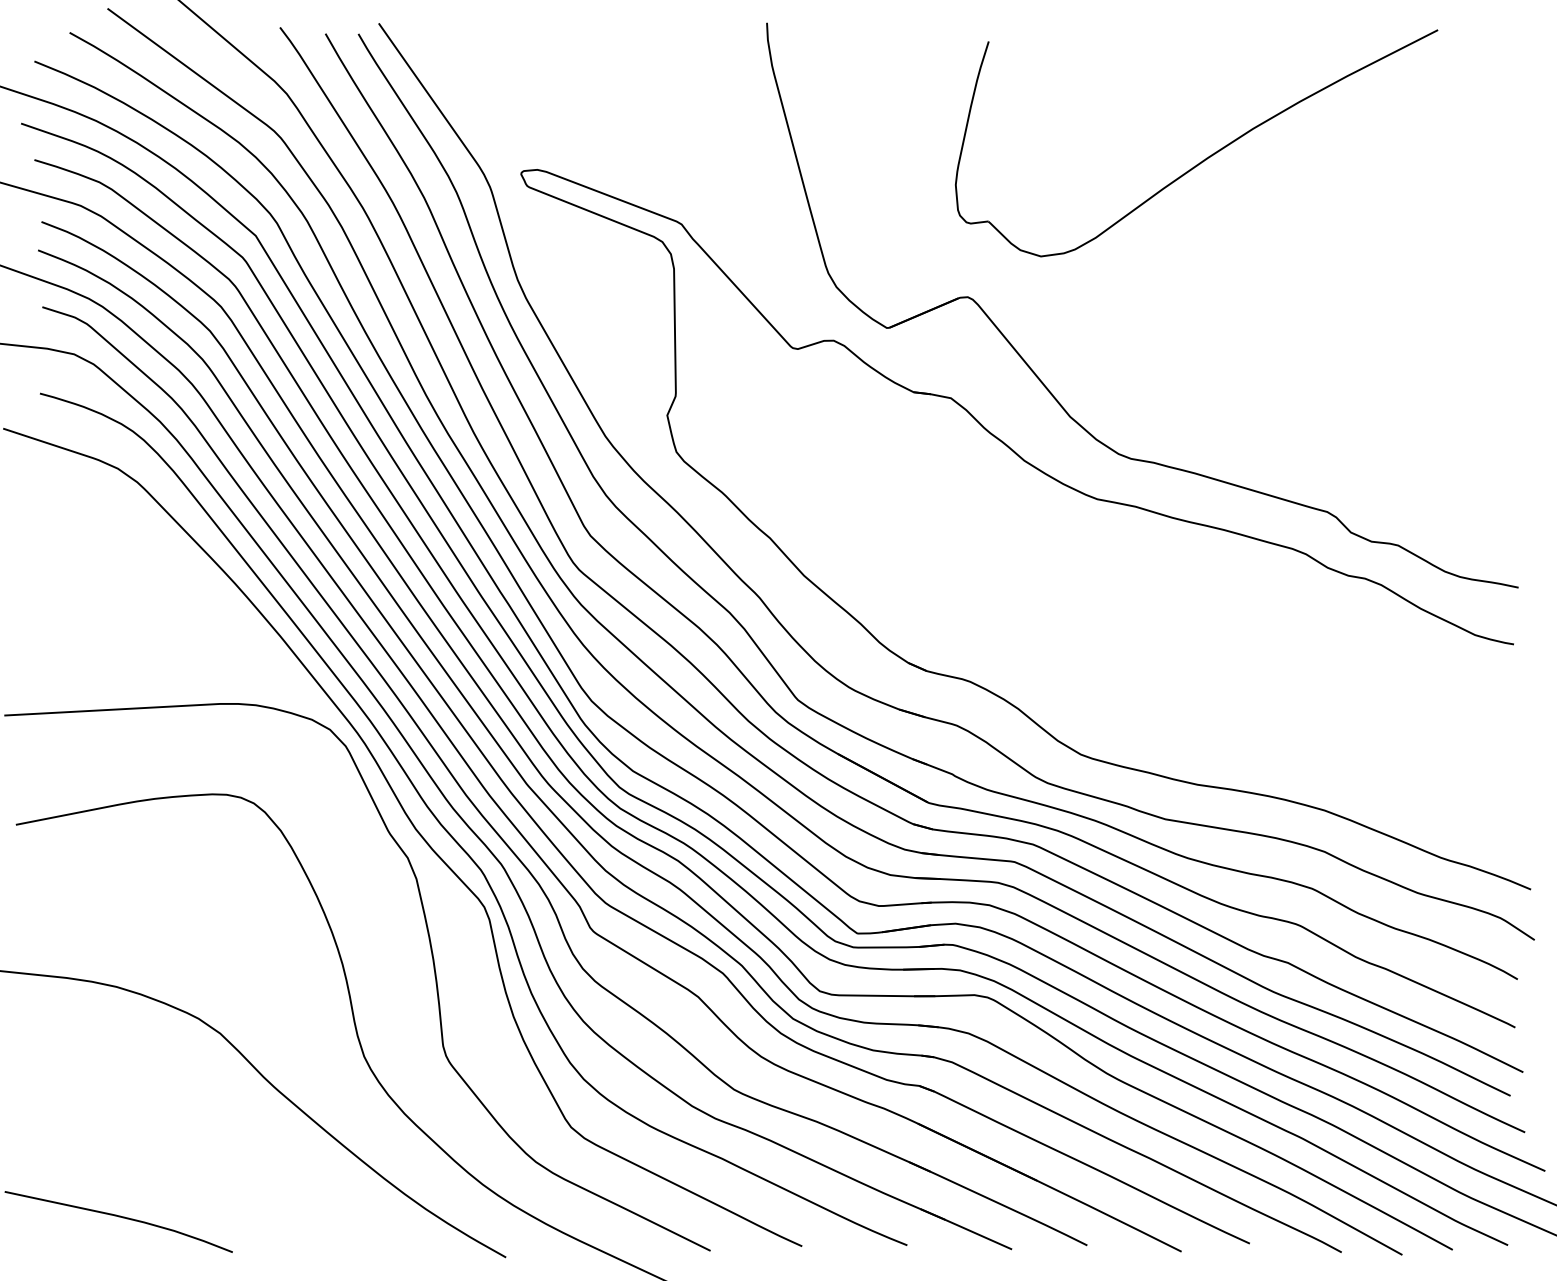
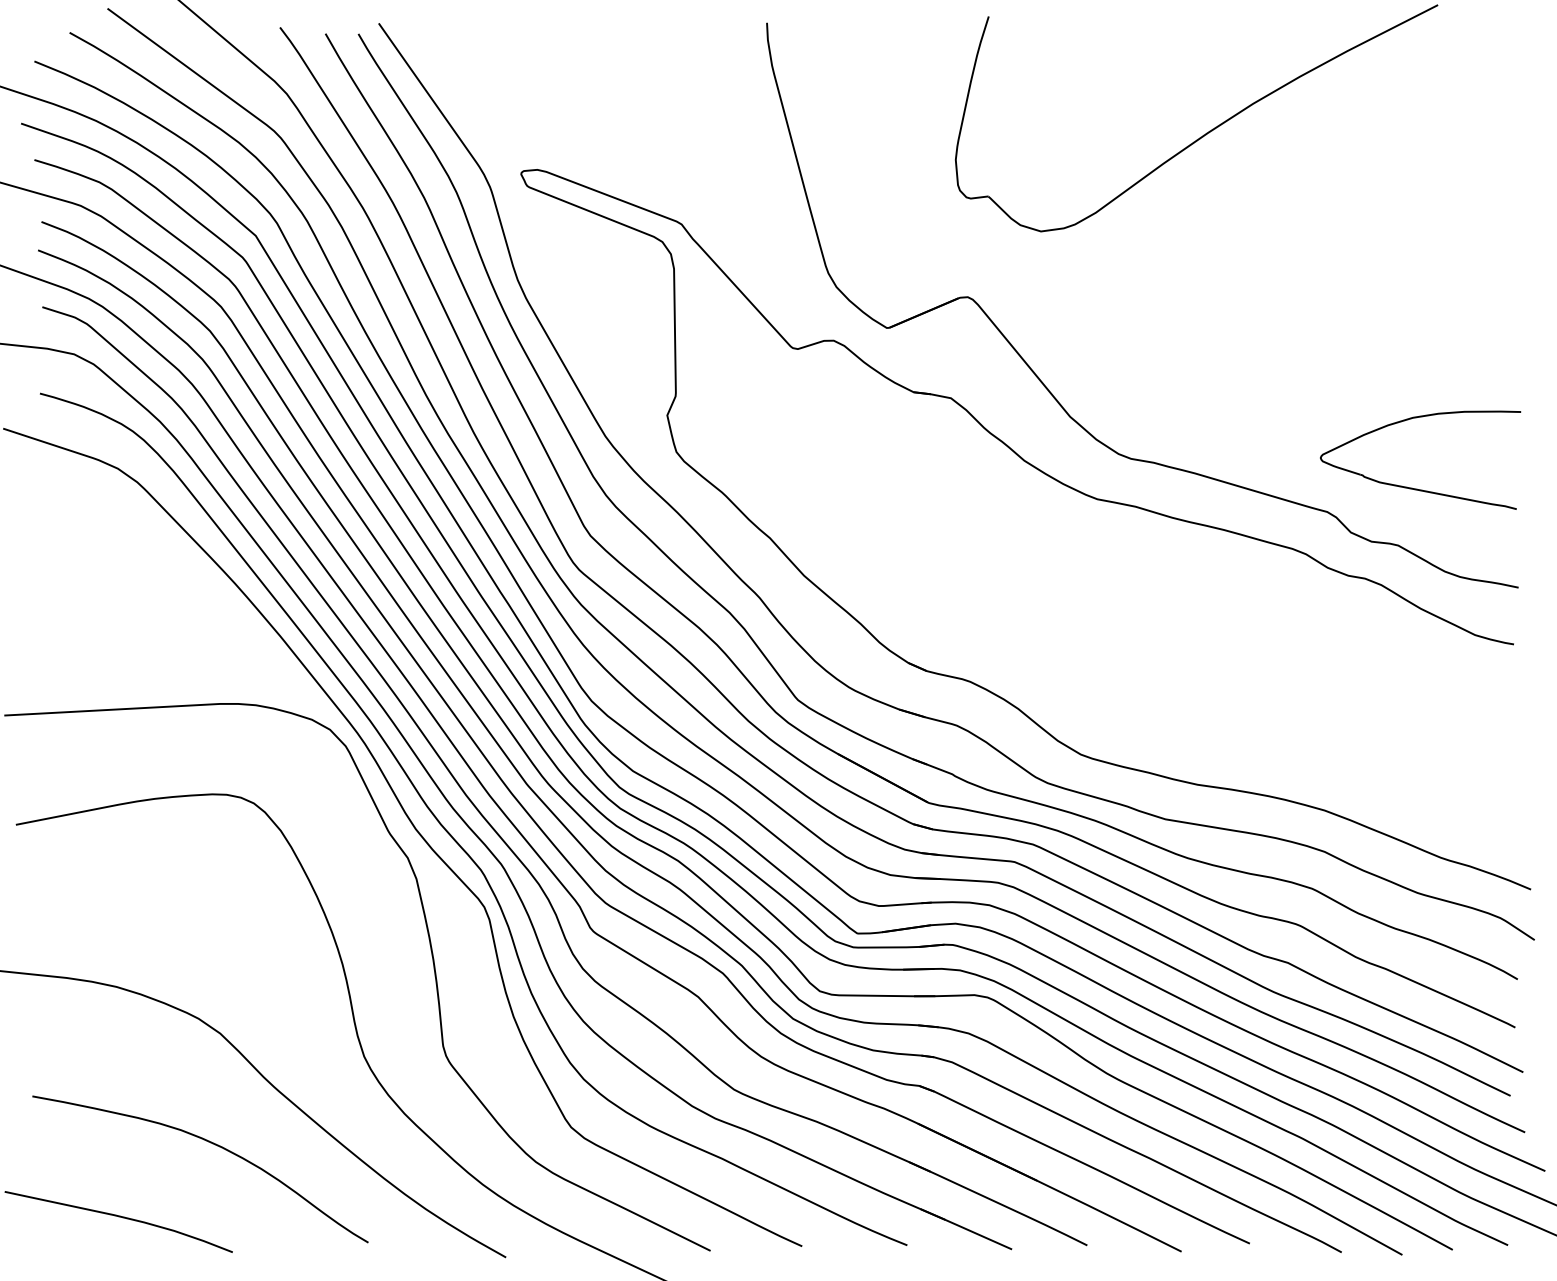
part position: (1206, 157) -> (1206, 132) (1206, 132)
part: none -> present (1412, 487)
curve: none -> present (212, 1144)
